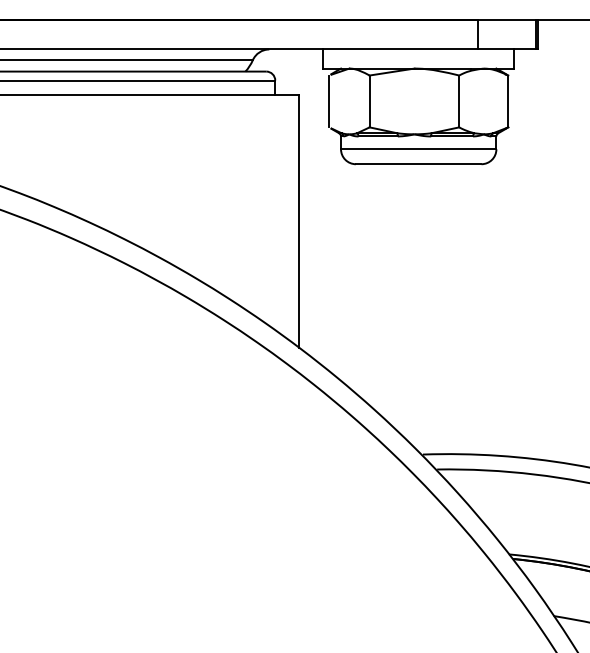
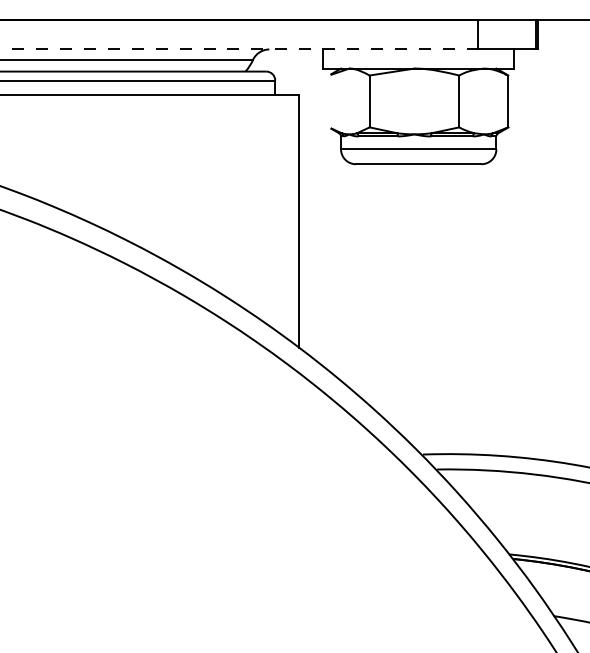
line: solid -> dashed (239, 49)
line: present -> none (329, 101)
